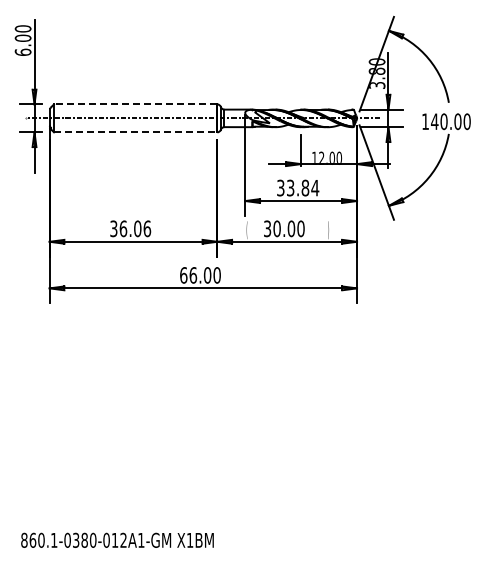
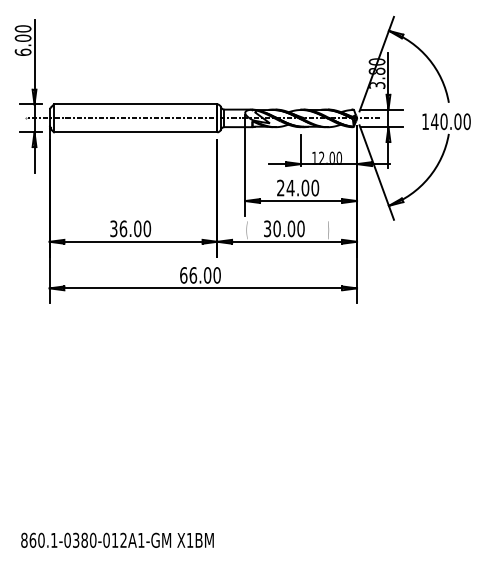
line: dashed -> solid (135, 104)
line: dashed -> solid (135, 132)
text: 33.84 -> 24.00 (298, 187)
text: 36.06 -> 36.00 (147, 228)
